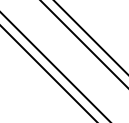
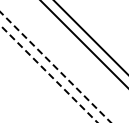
line: solid -> dashed (55, 66)
line: solid -> dashed (49, 74)
